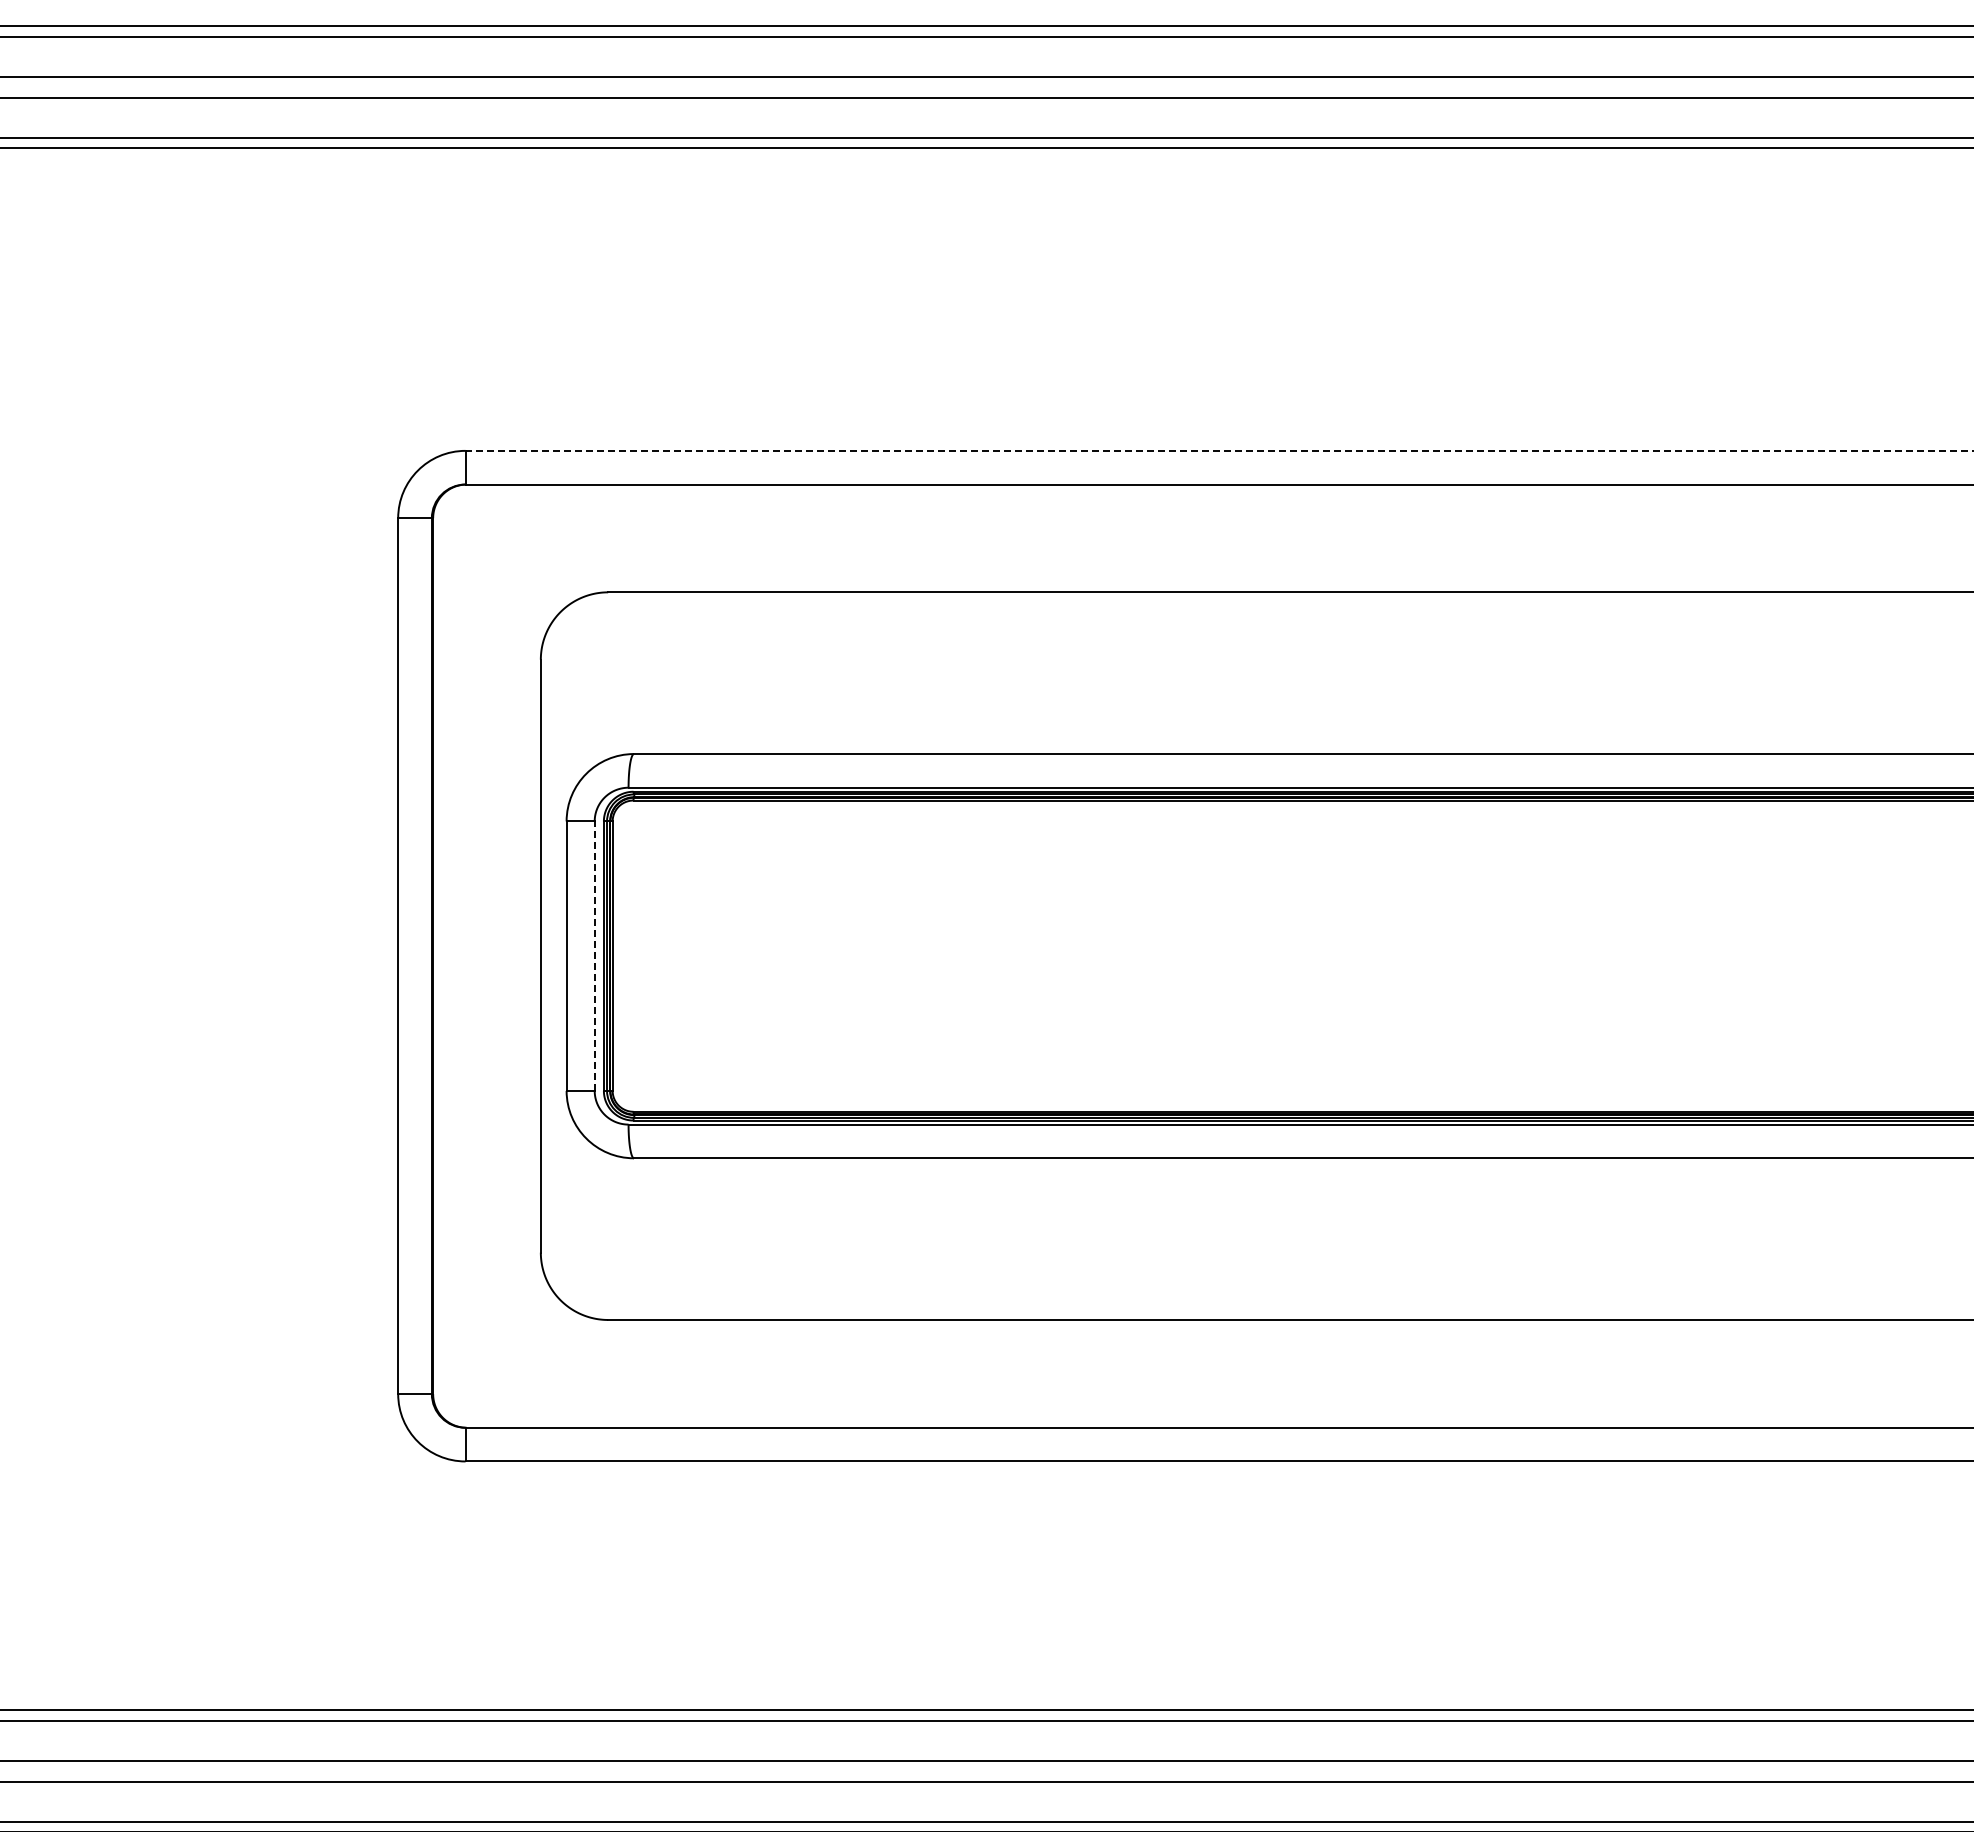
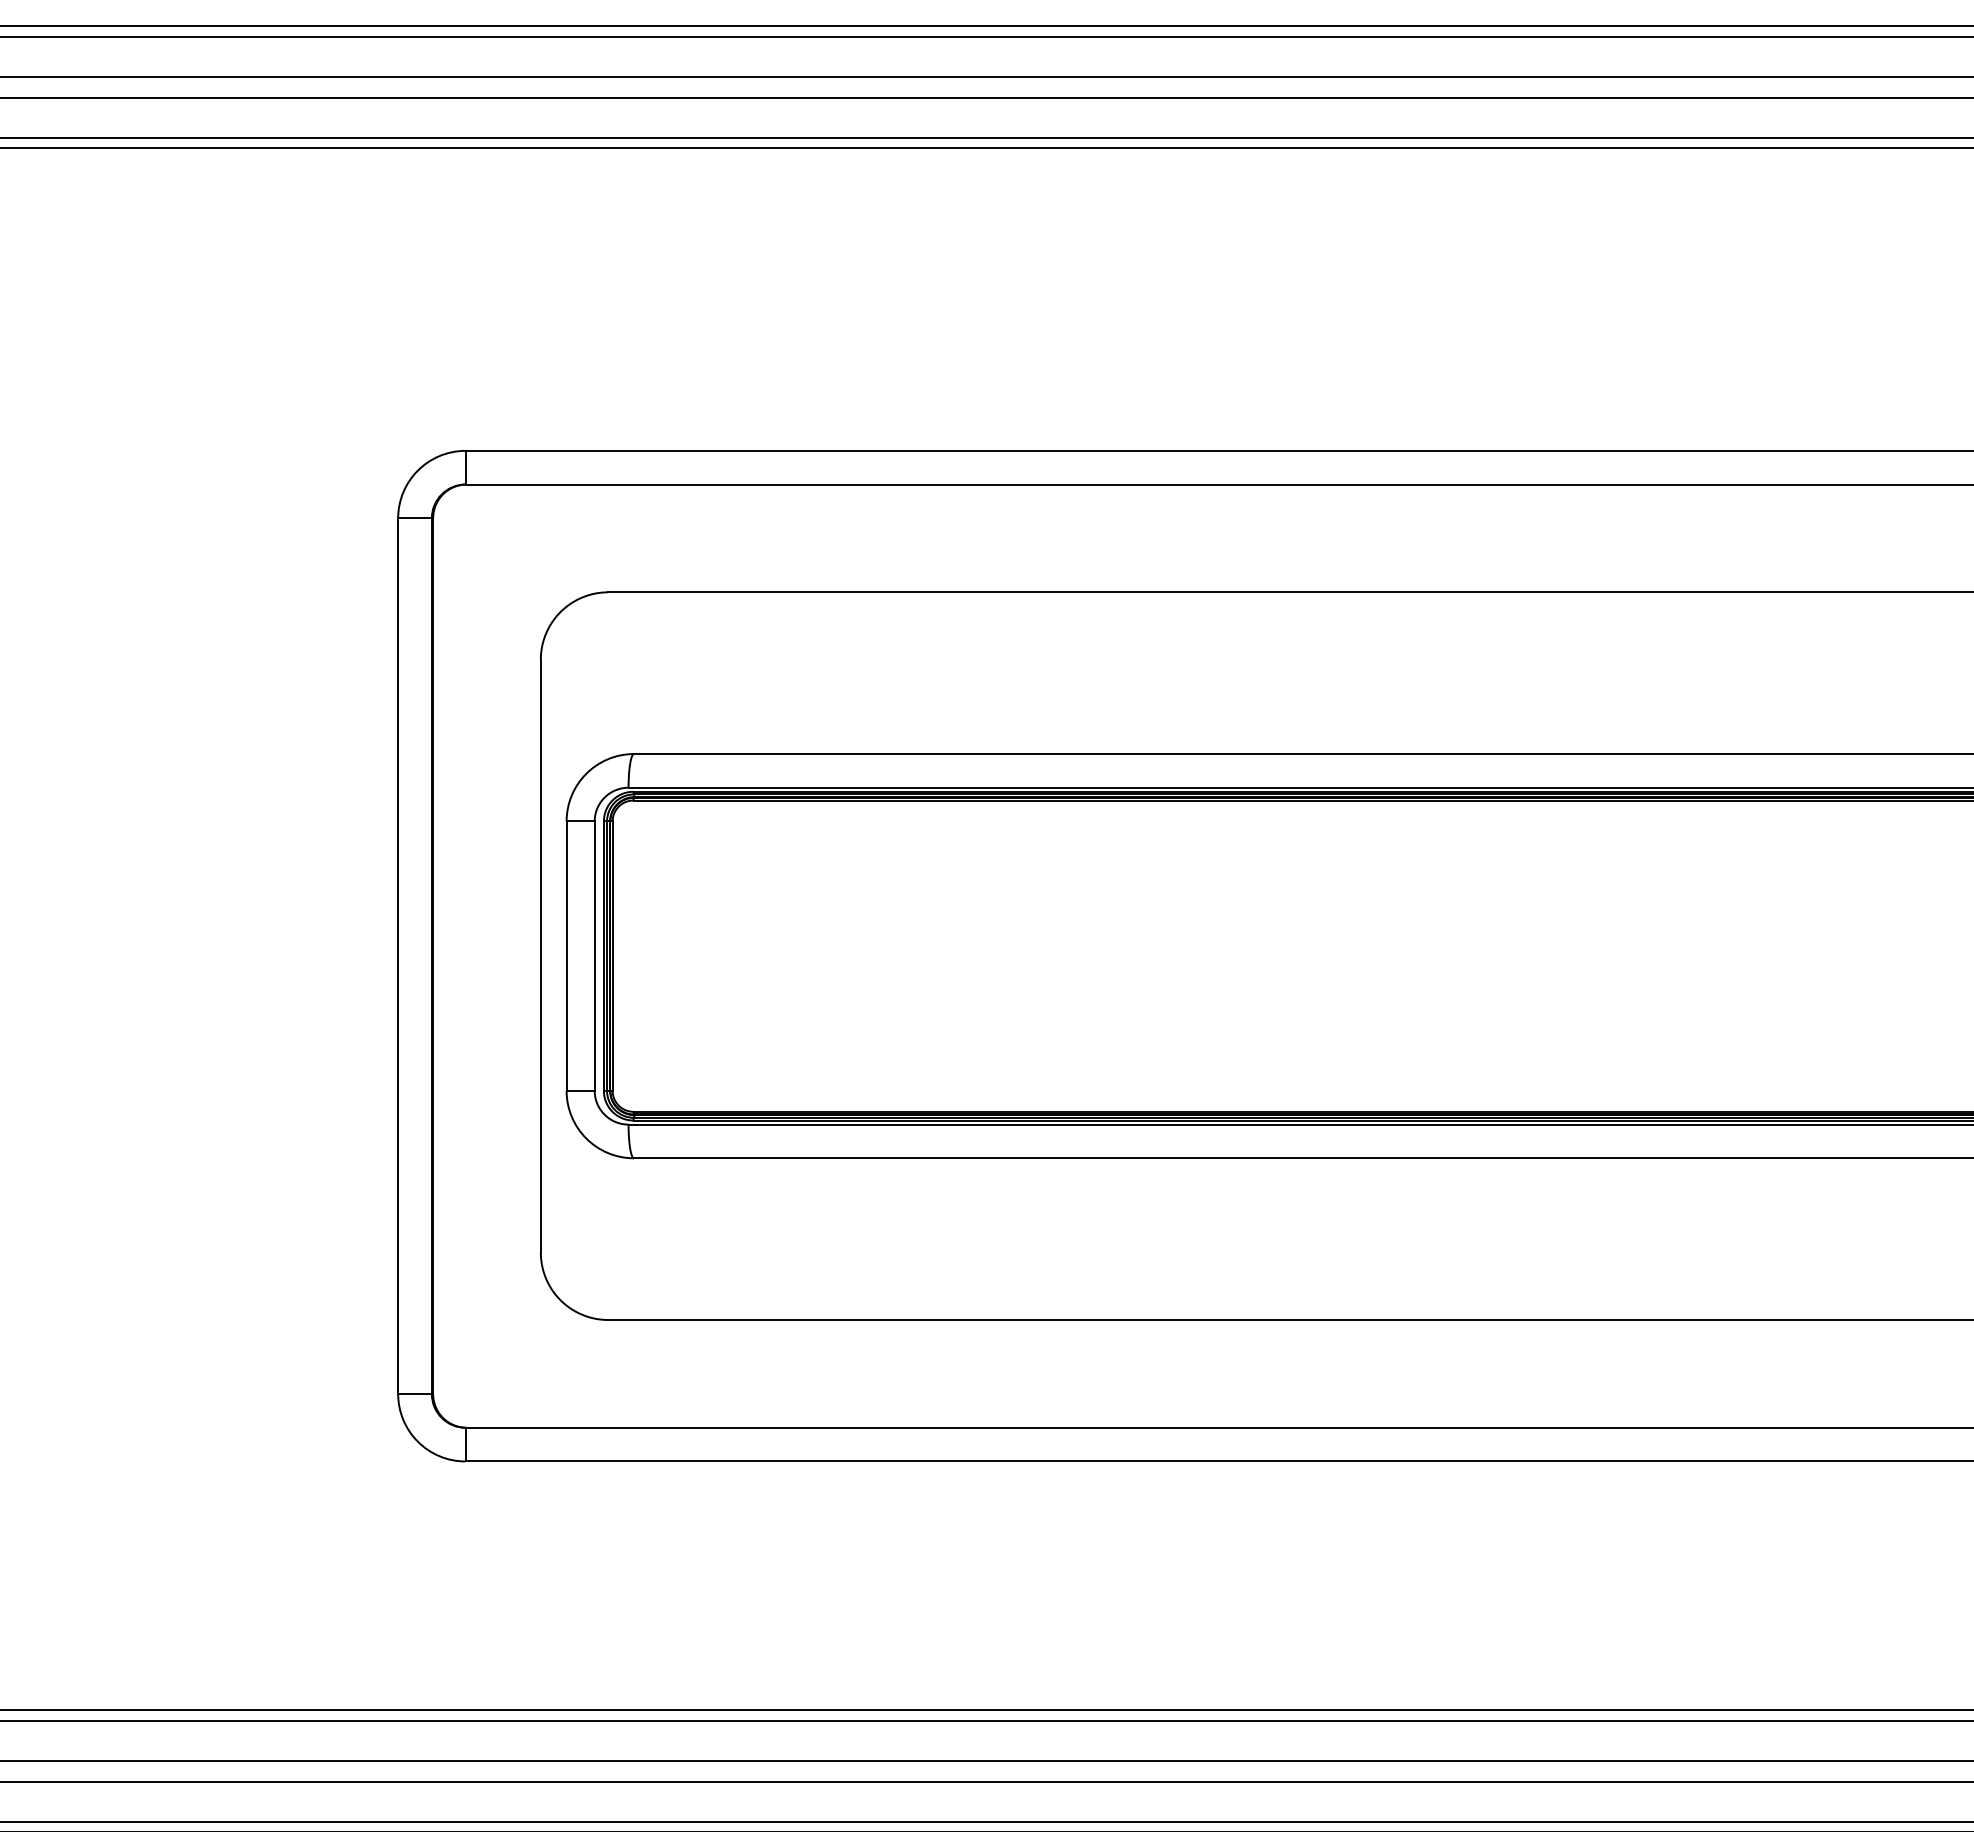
line: dashed -> solid (1219, 450)
line: dashed -> solid (594, 956)
